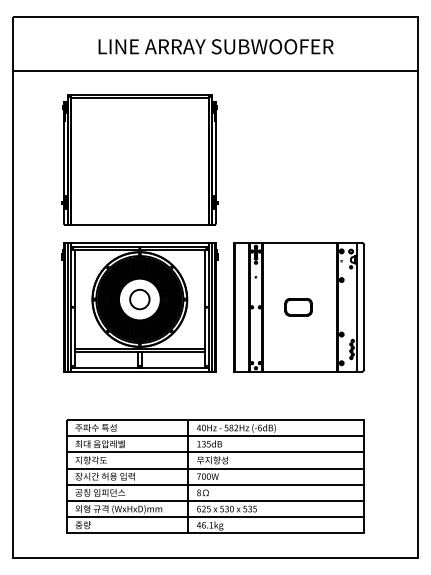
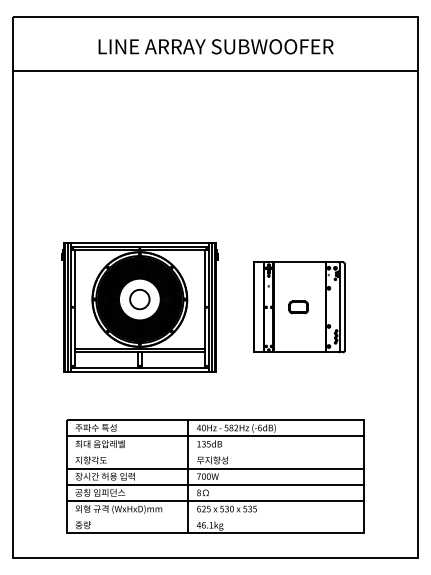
part: present -> none (139, 159)
part size: 132x131 px -> 93x93 px (299, 307)
line: present -> none (215, 452)
line: present -> none (215, 517)
